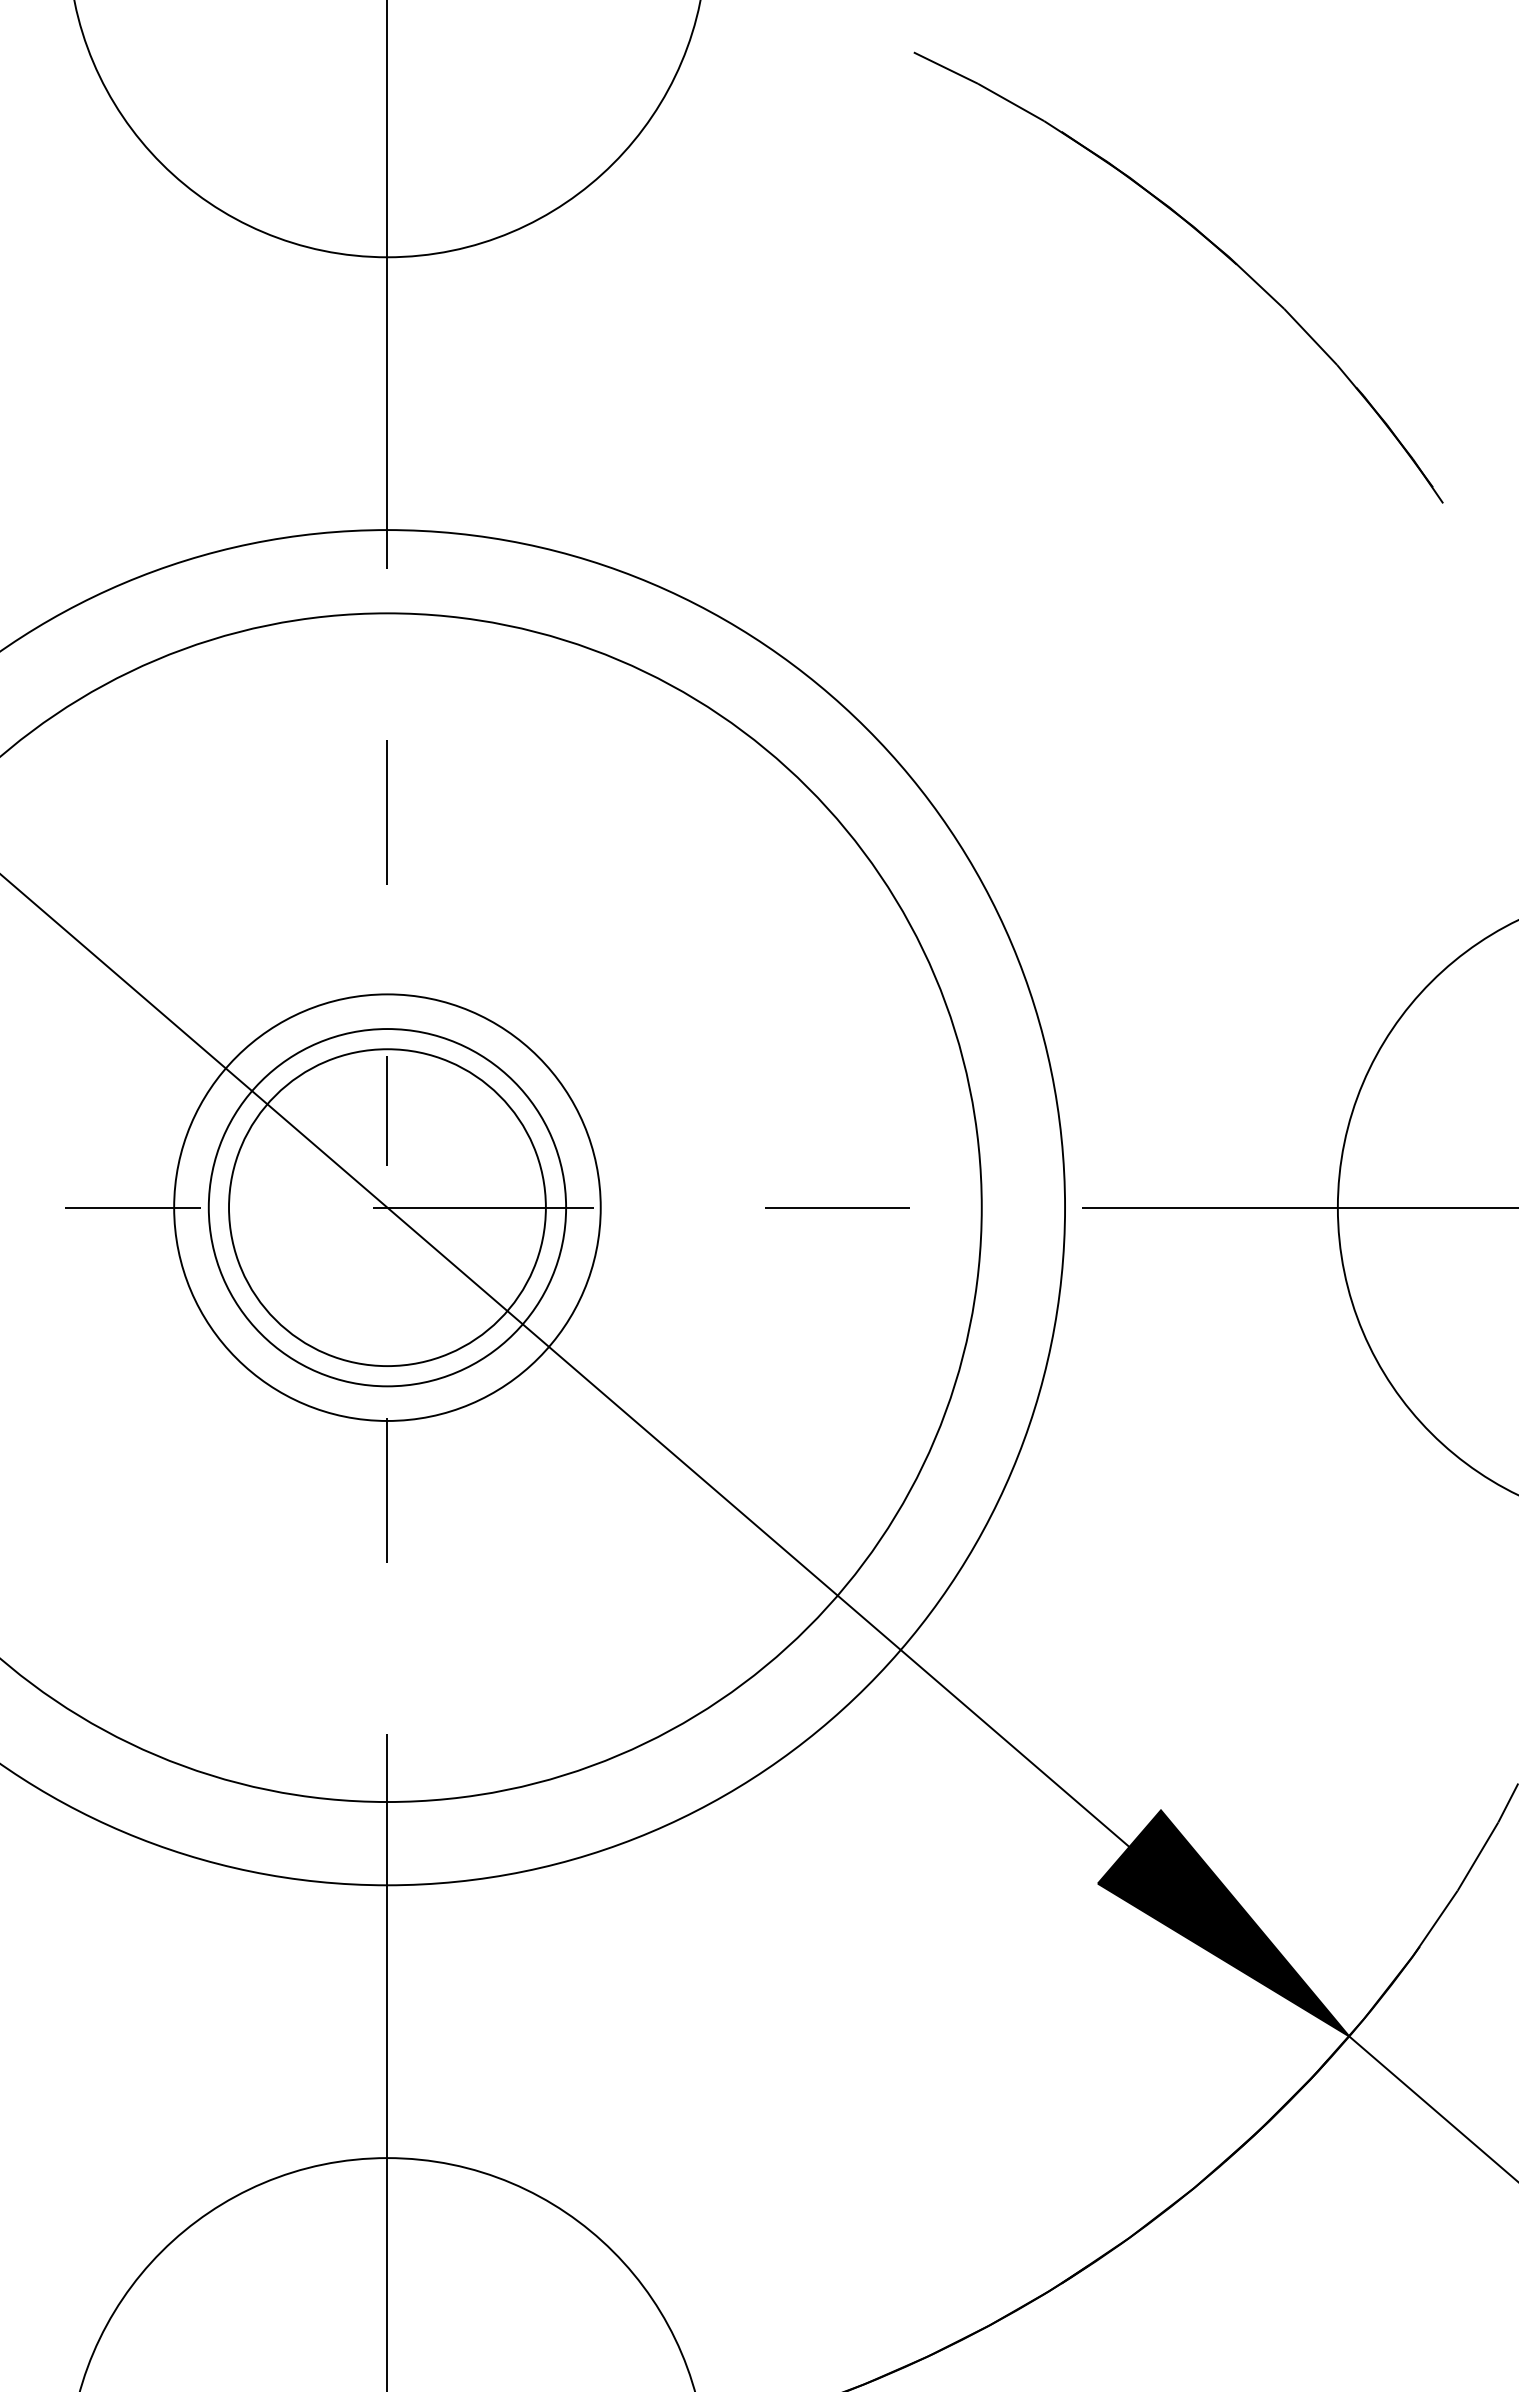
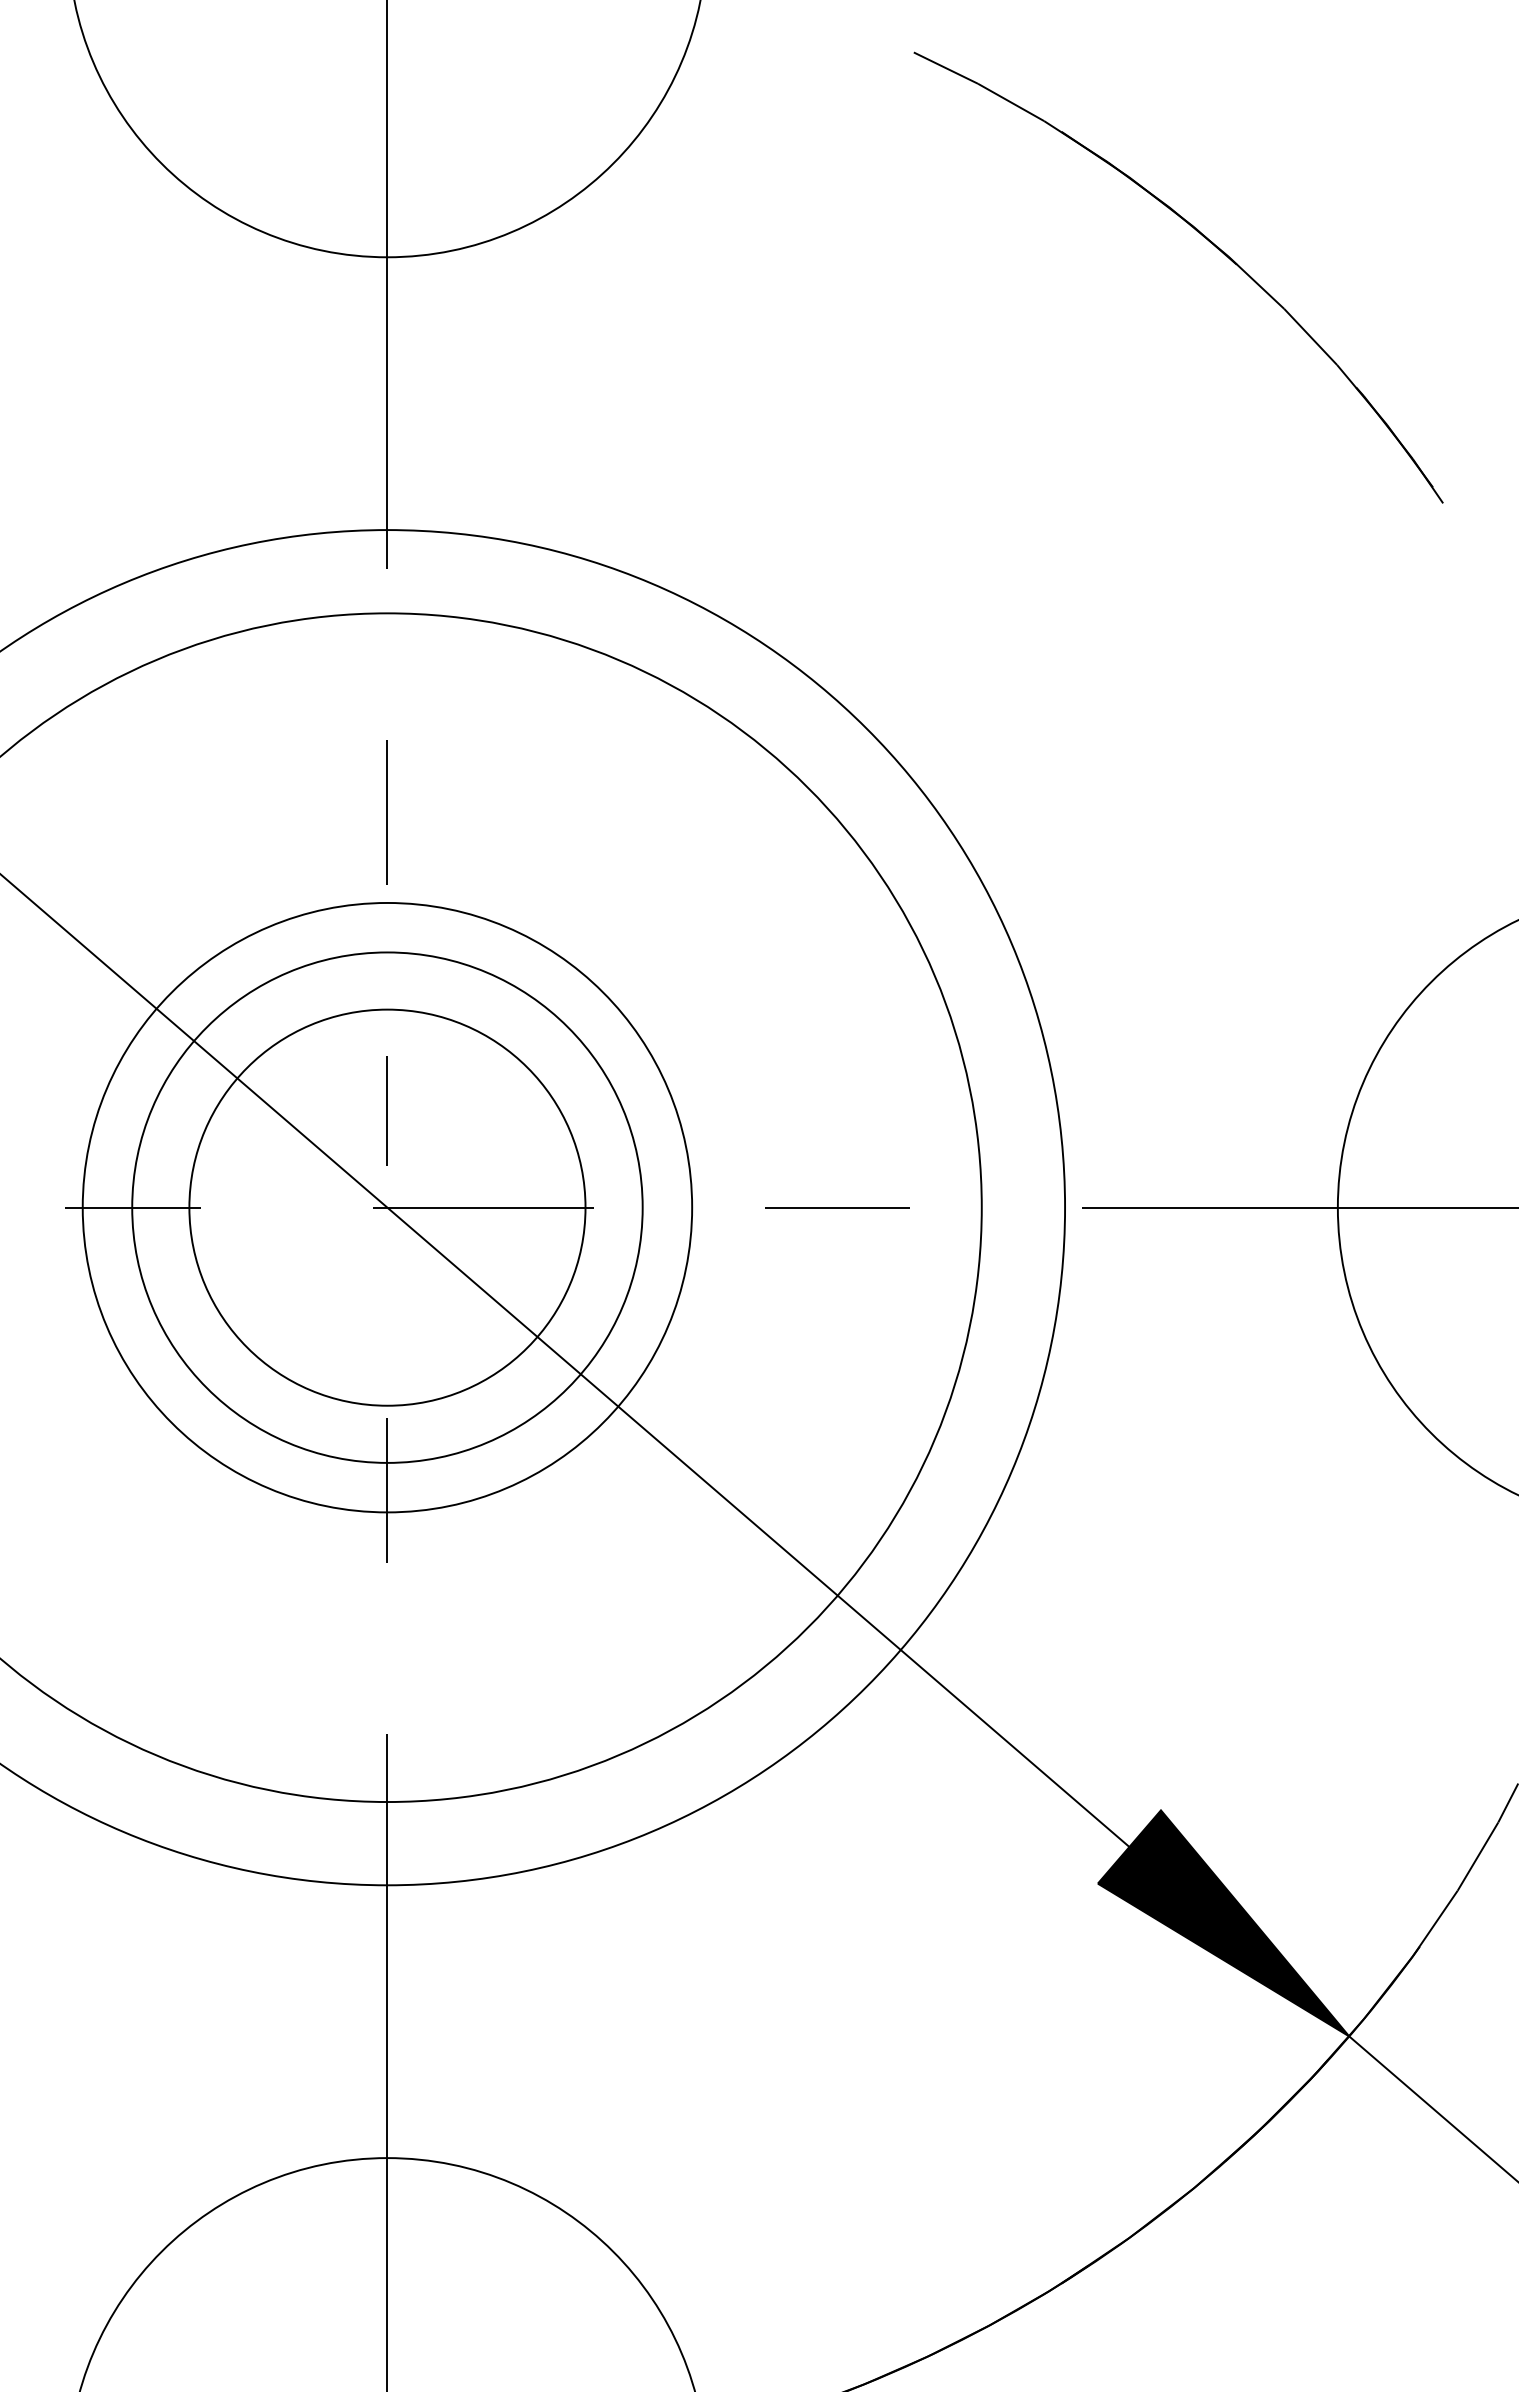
circle diameter: 317 px -> 396 px (387, 1207)
circle diameter: 357 px -> 510 px (387, 1207)
circle diameter: 427 px -> 609 px (387, 1207)
